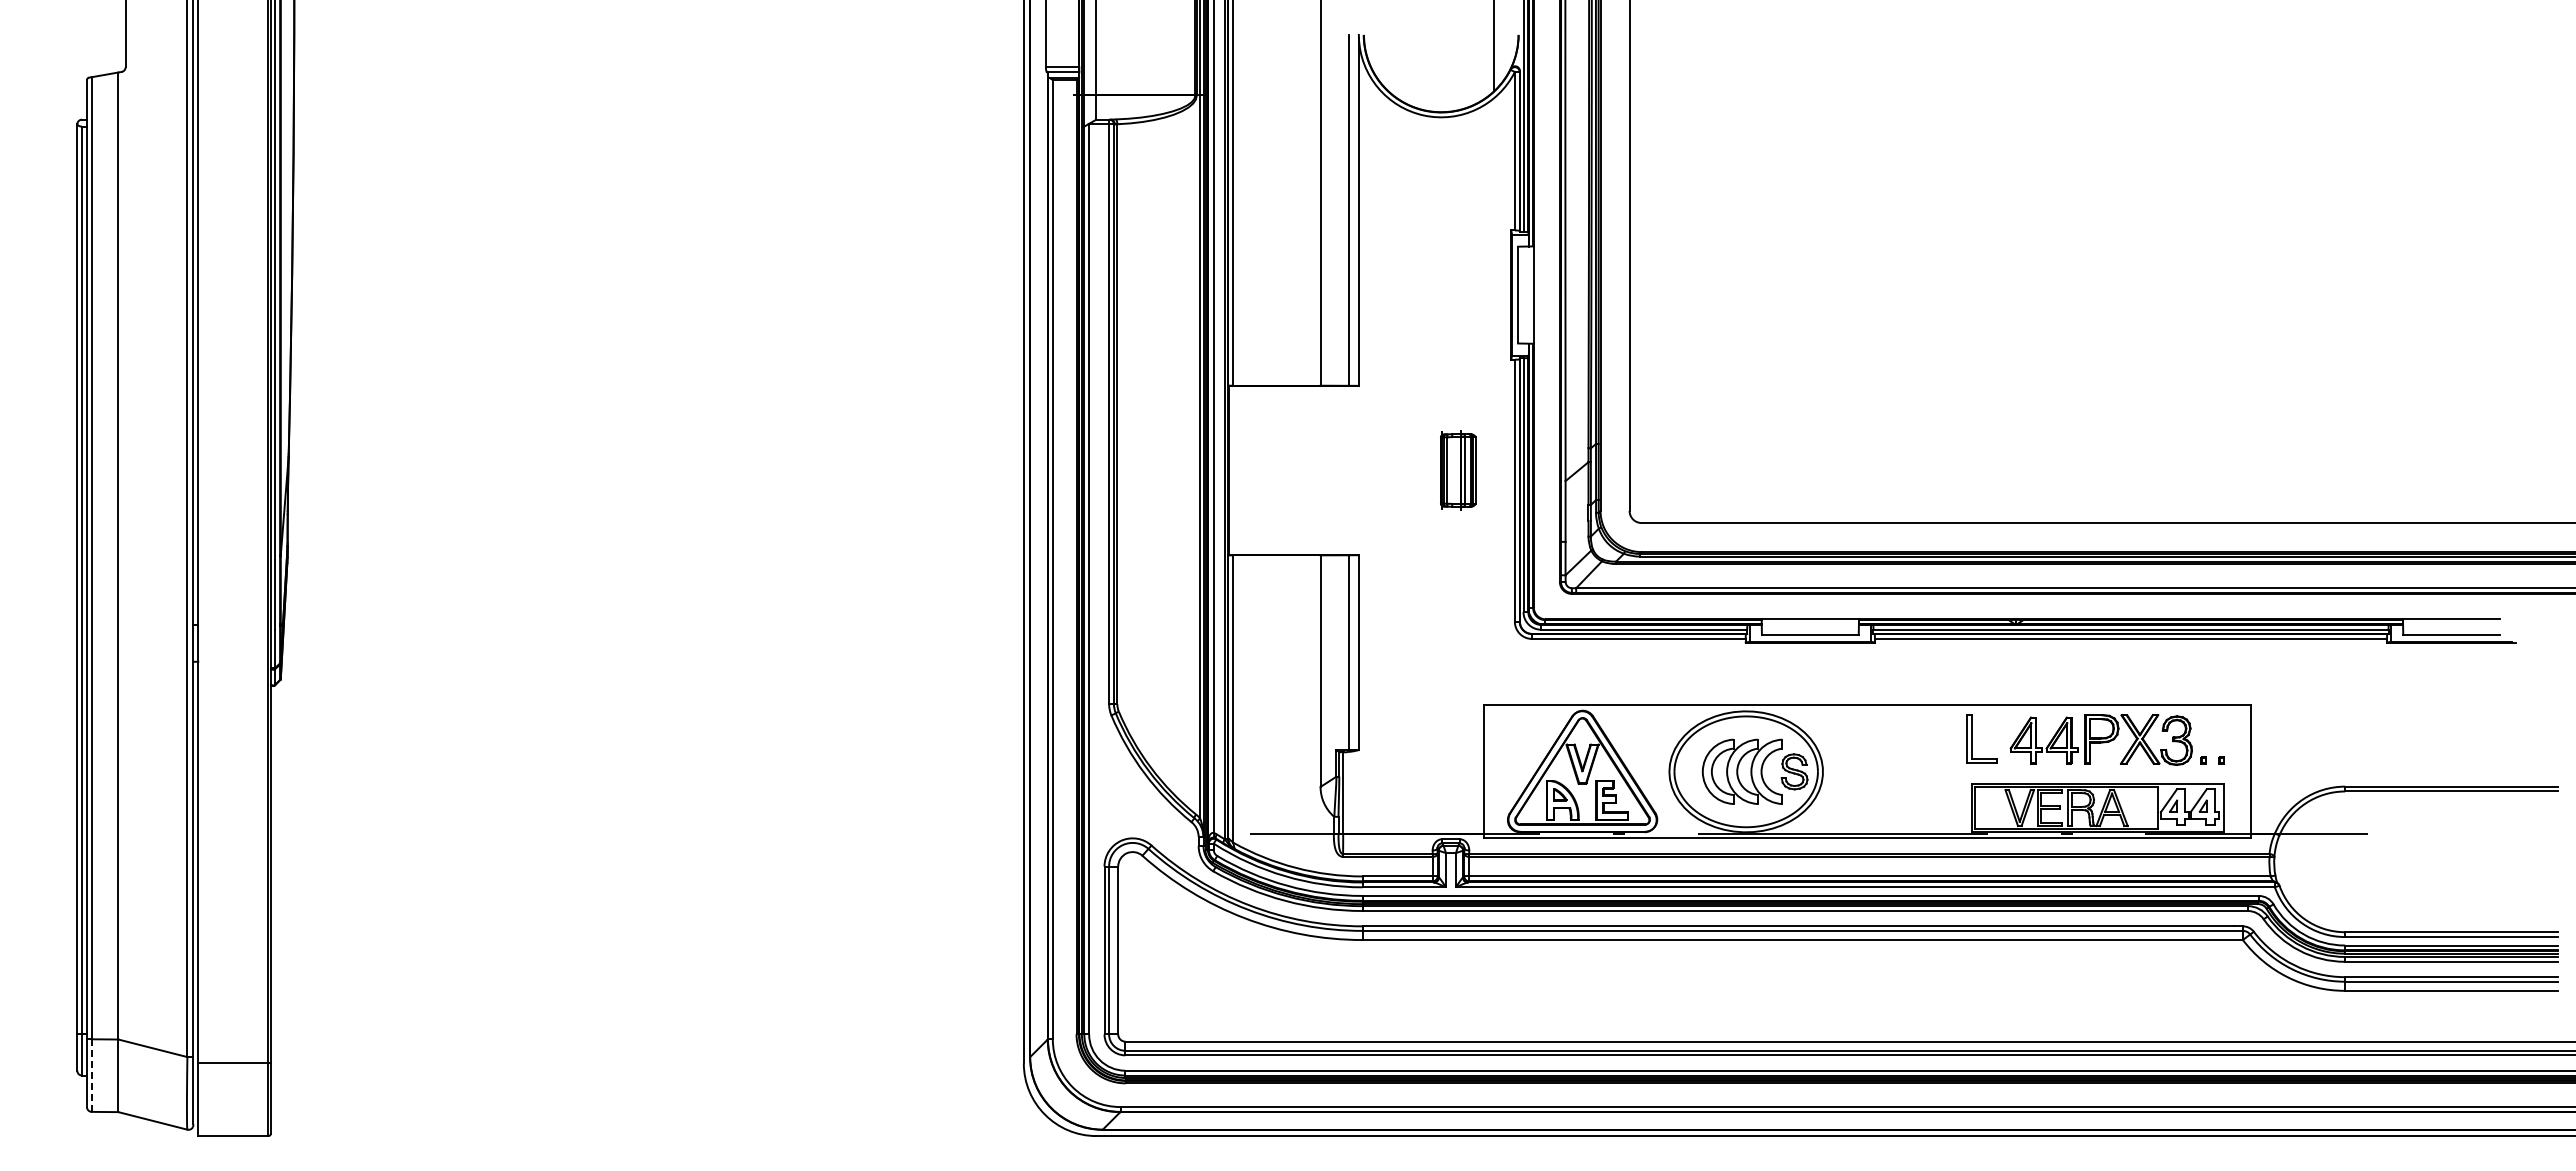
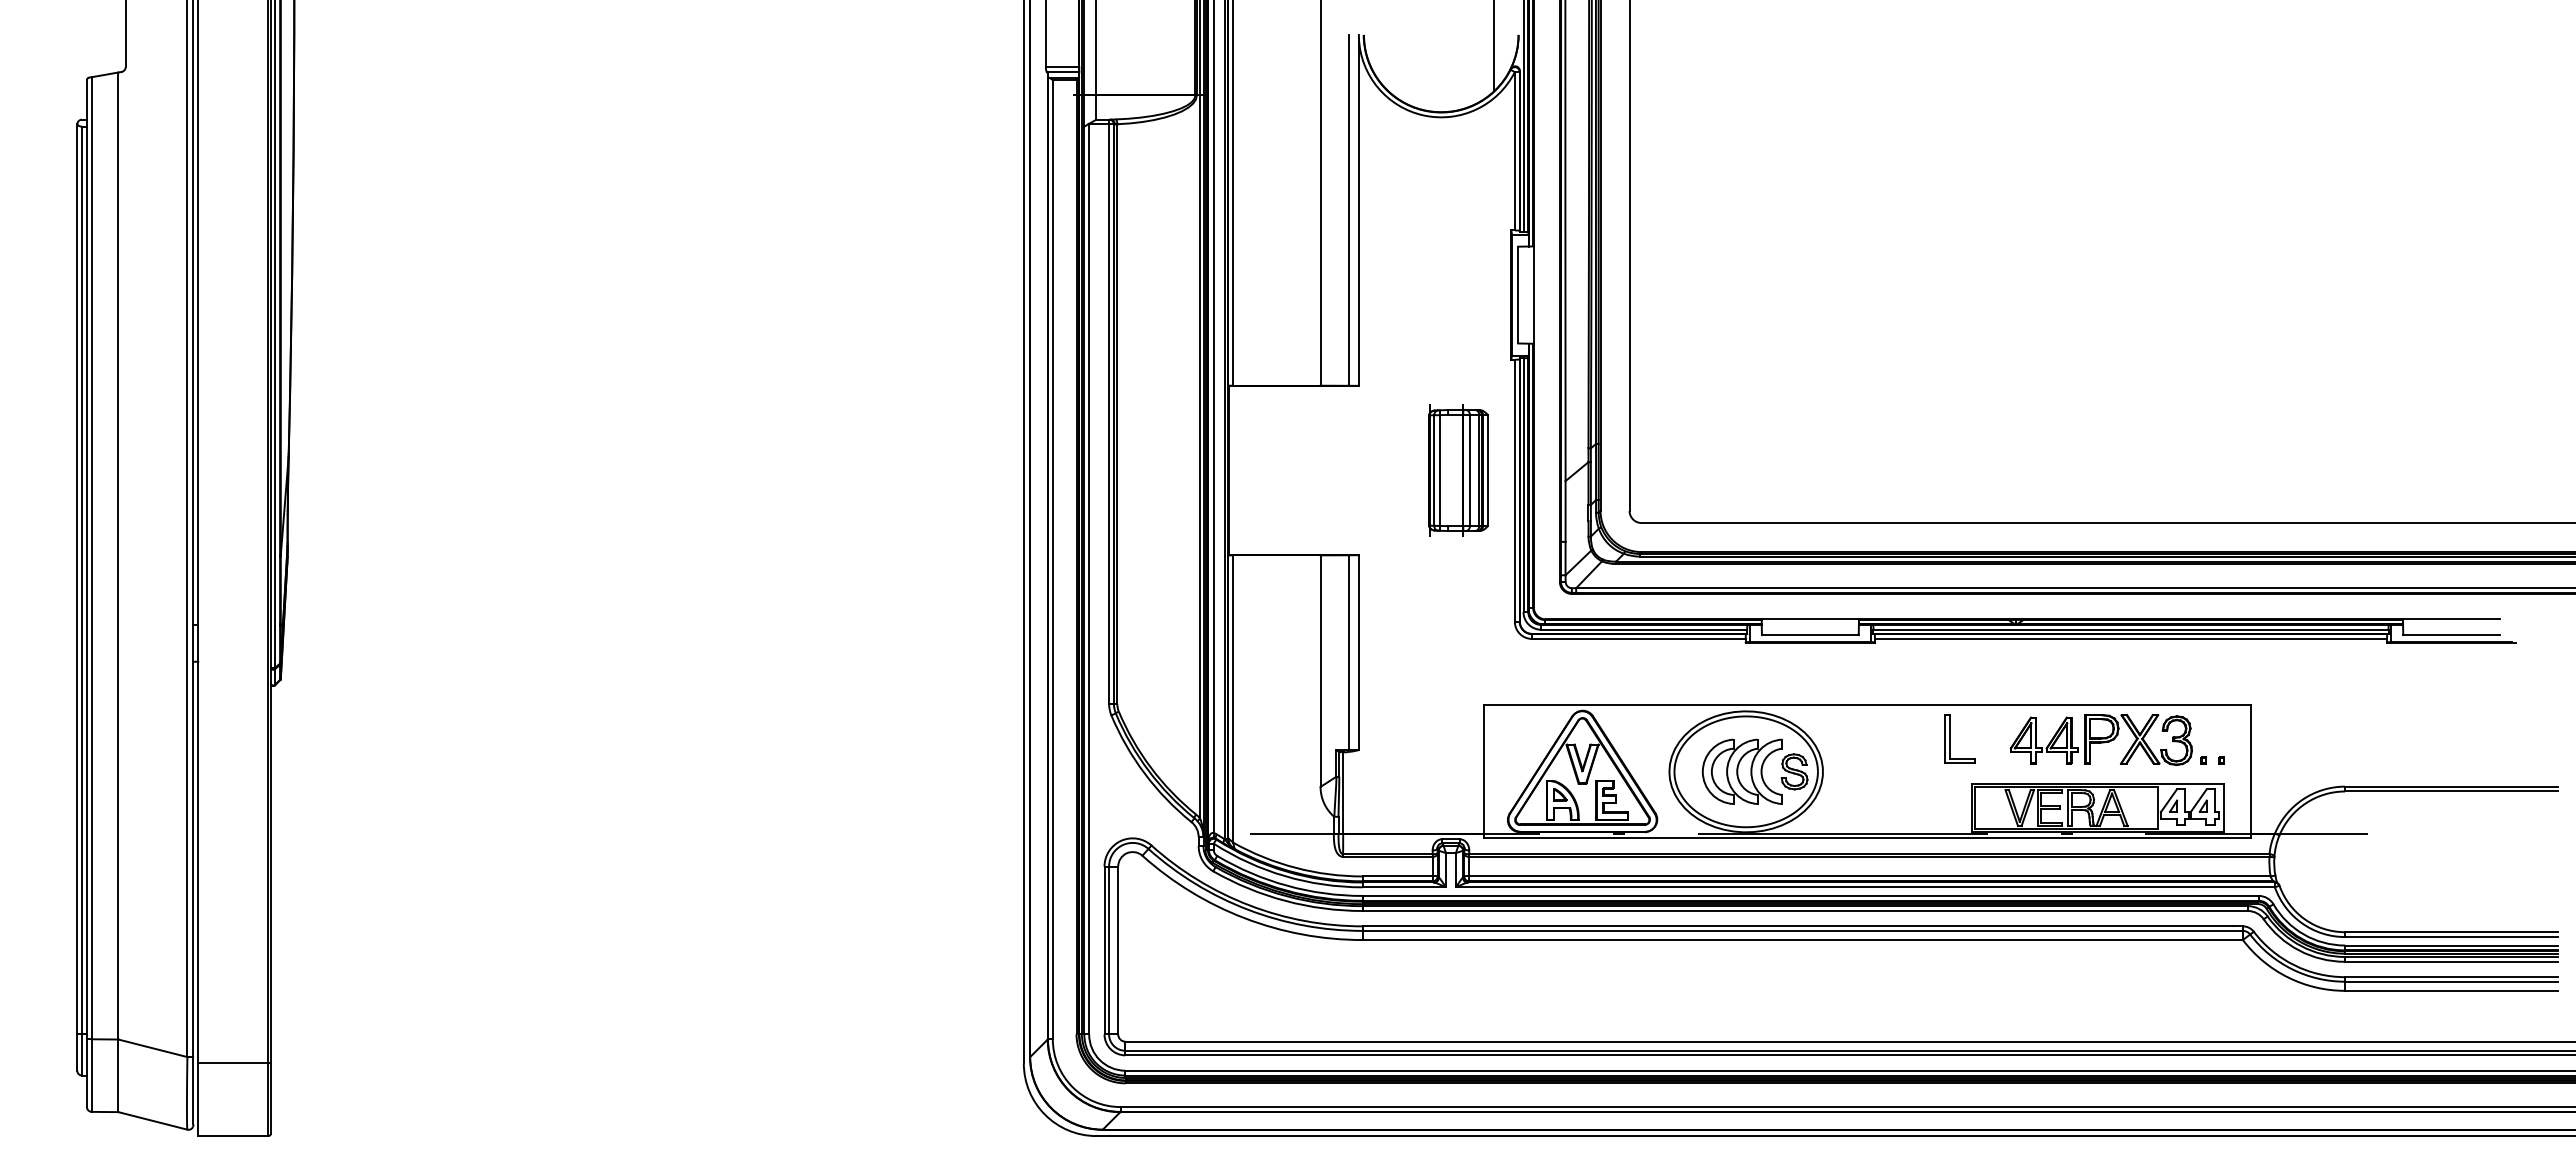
part size: 37x81 px -> 61x133 px (1458, 470)
part position: (1972, 738) -> (1950, 738) (1950, 738)
line: dashed -> solid (91, 1076)
